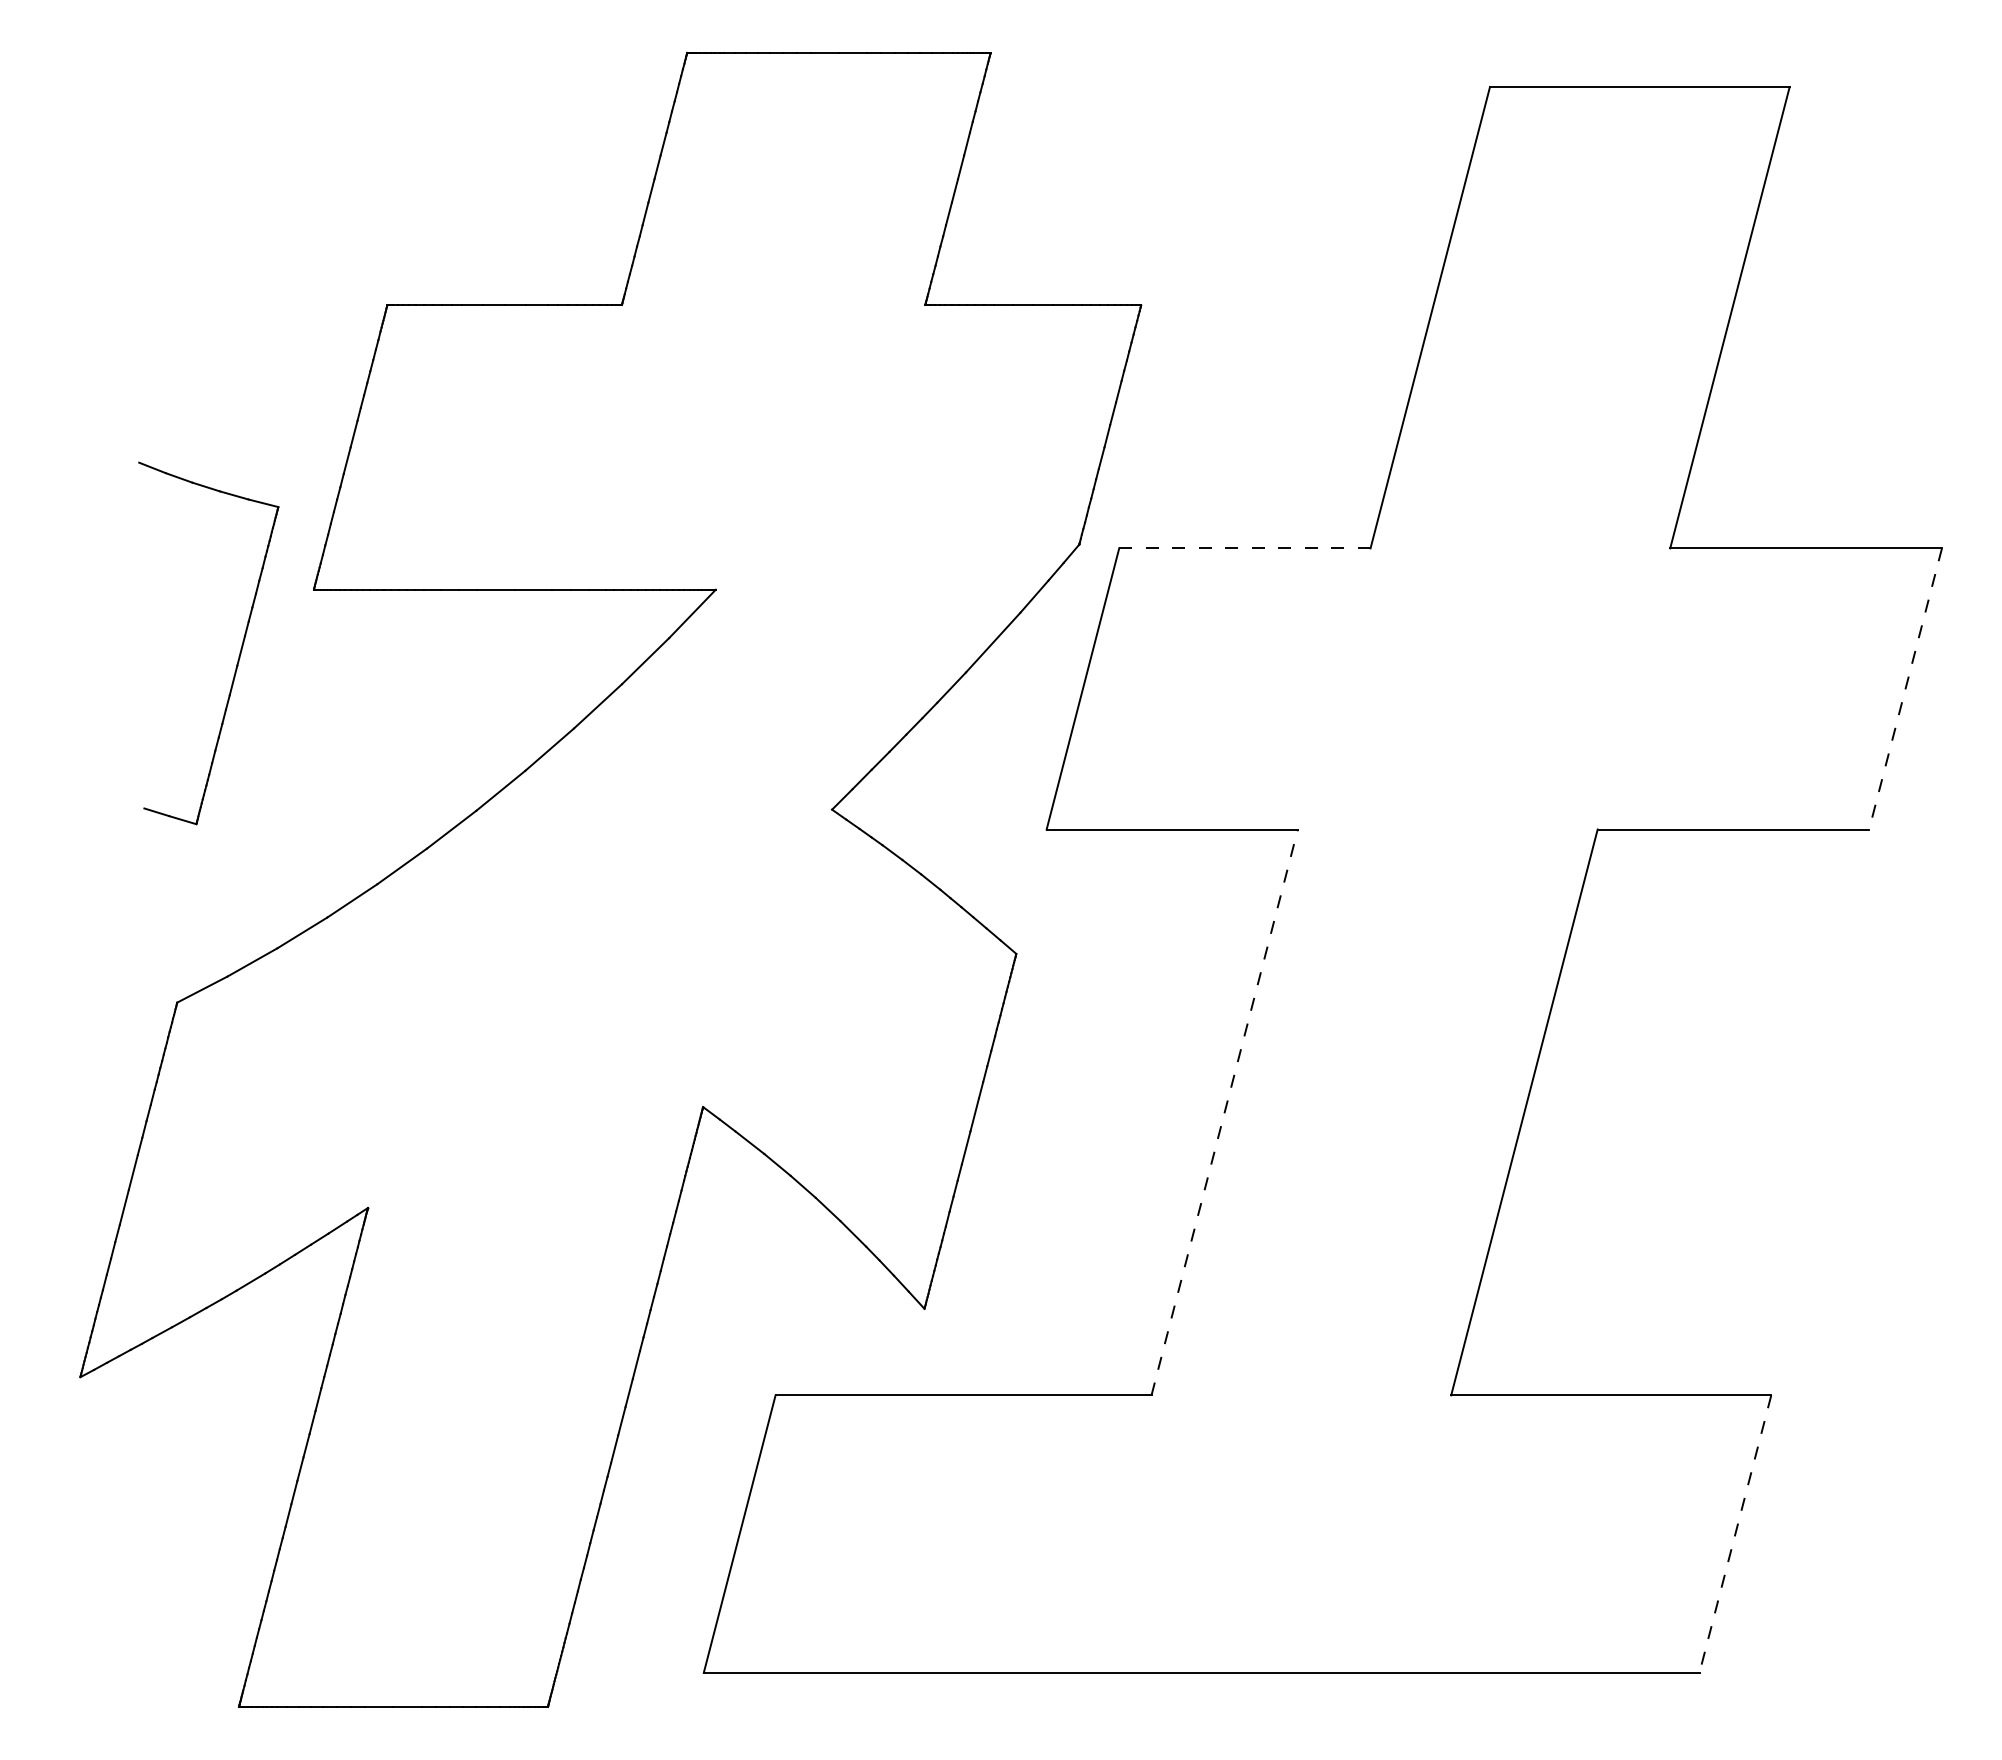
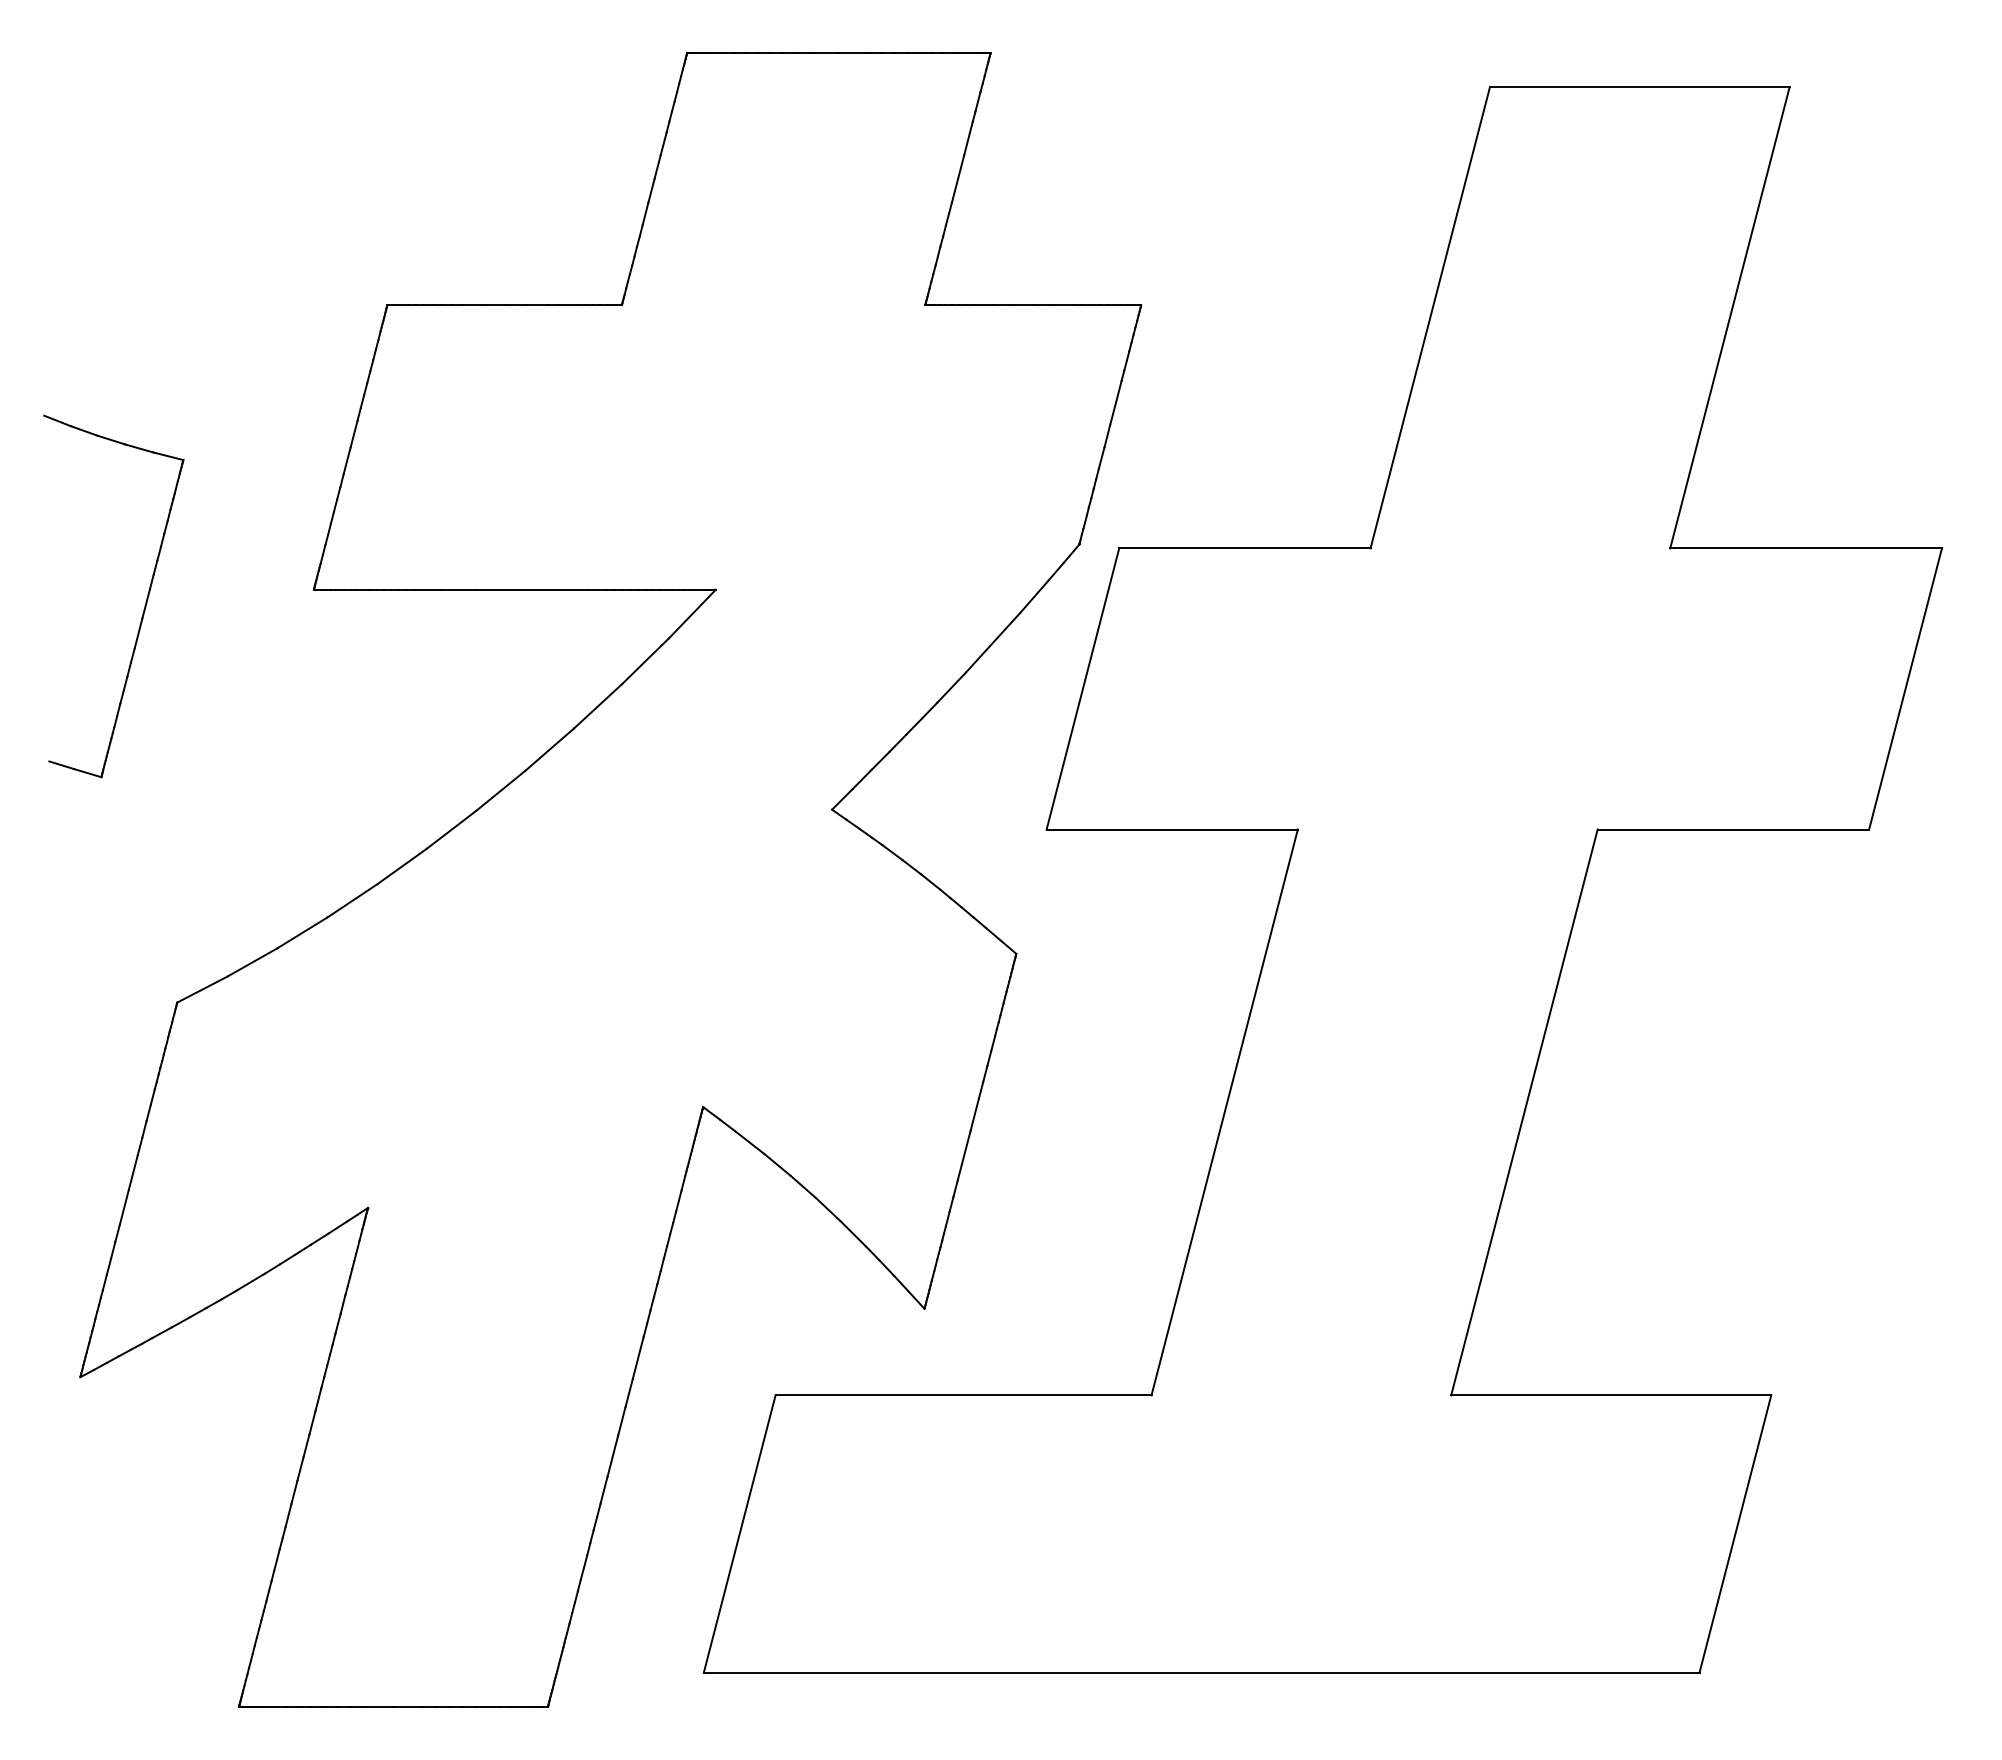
line: dashed -> solid (1244, 548)
part position: (239, 652) -> (144, 605) (144, 605)
line: dashed -> solid (1905, 689)
line: dashed -> solid (1224, 1111)
line: dashed -> solid (1735, 1534)
